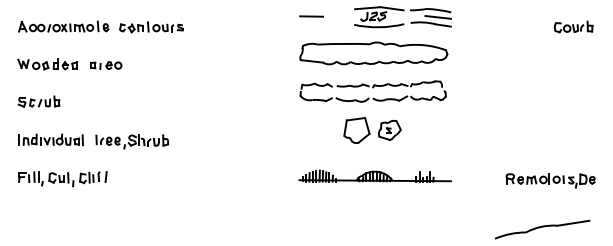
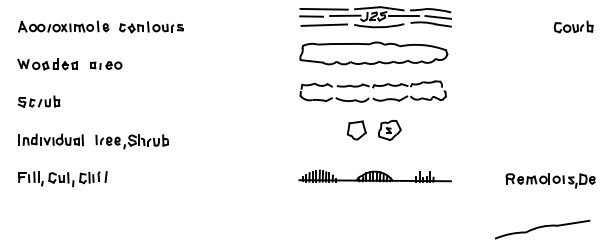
line: none -> present (323, 8)
line: none -> present (345, 15)
line: none -> present (403, 16)
line: none -> present (324, 24)
part size: 28x27 px -> 21x21 px (356, 130)
